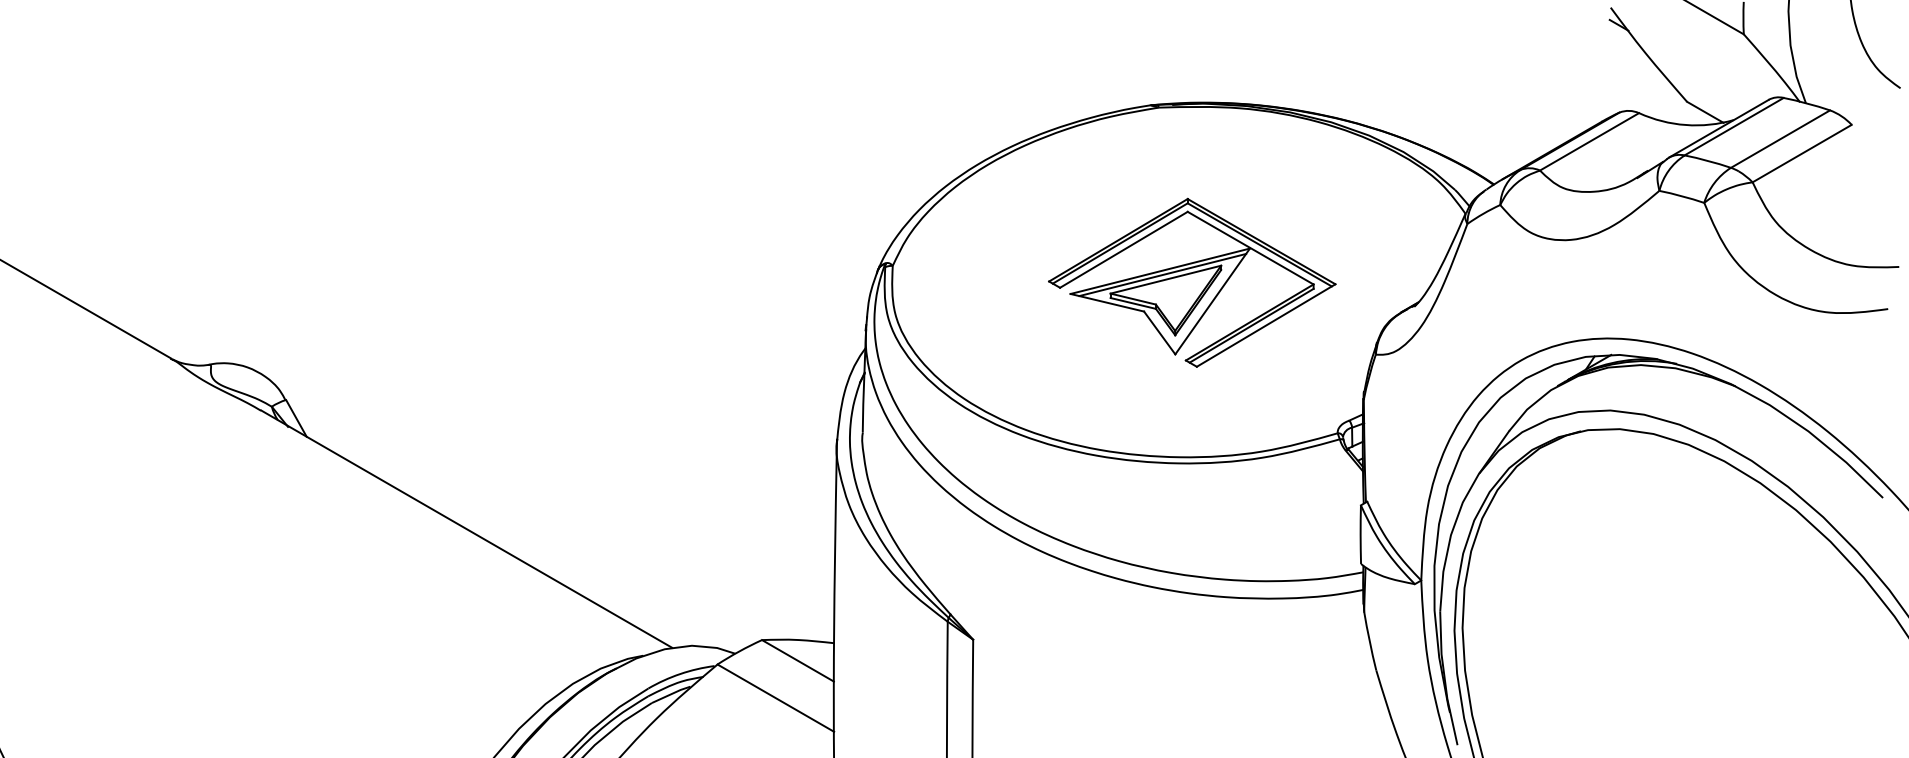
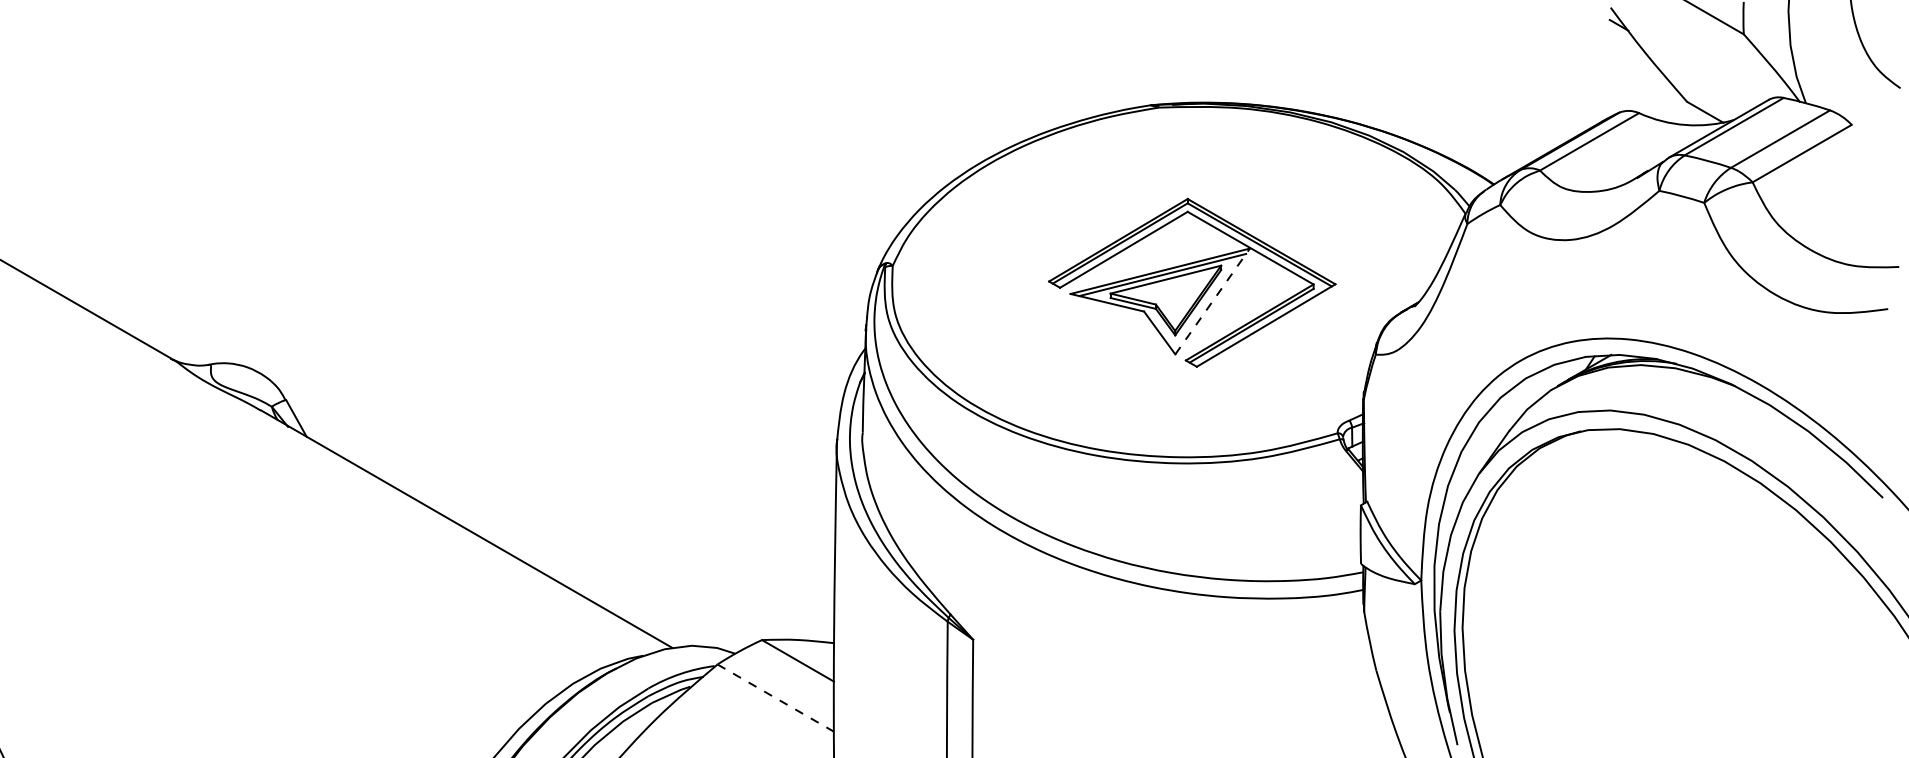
line: solid -> dashed (1212, 301)
line: solid -> dashed (776, 698)
